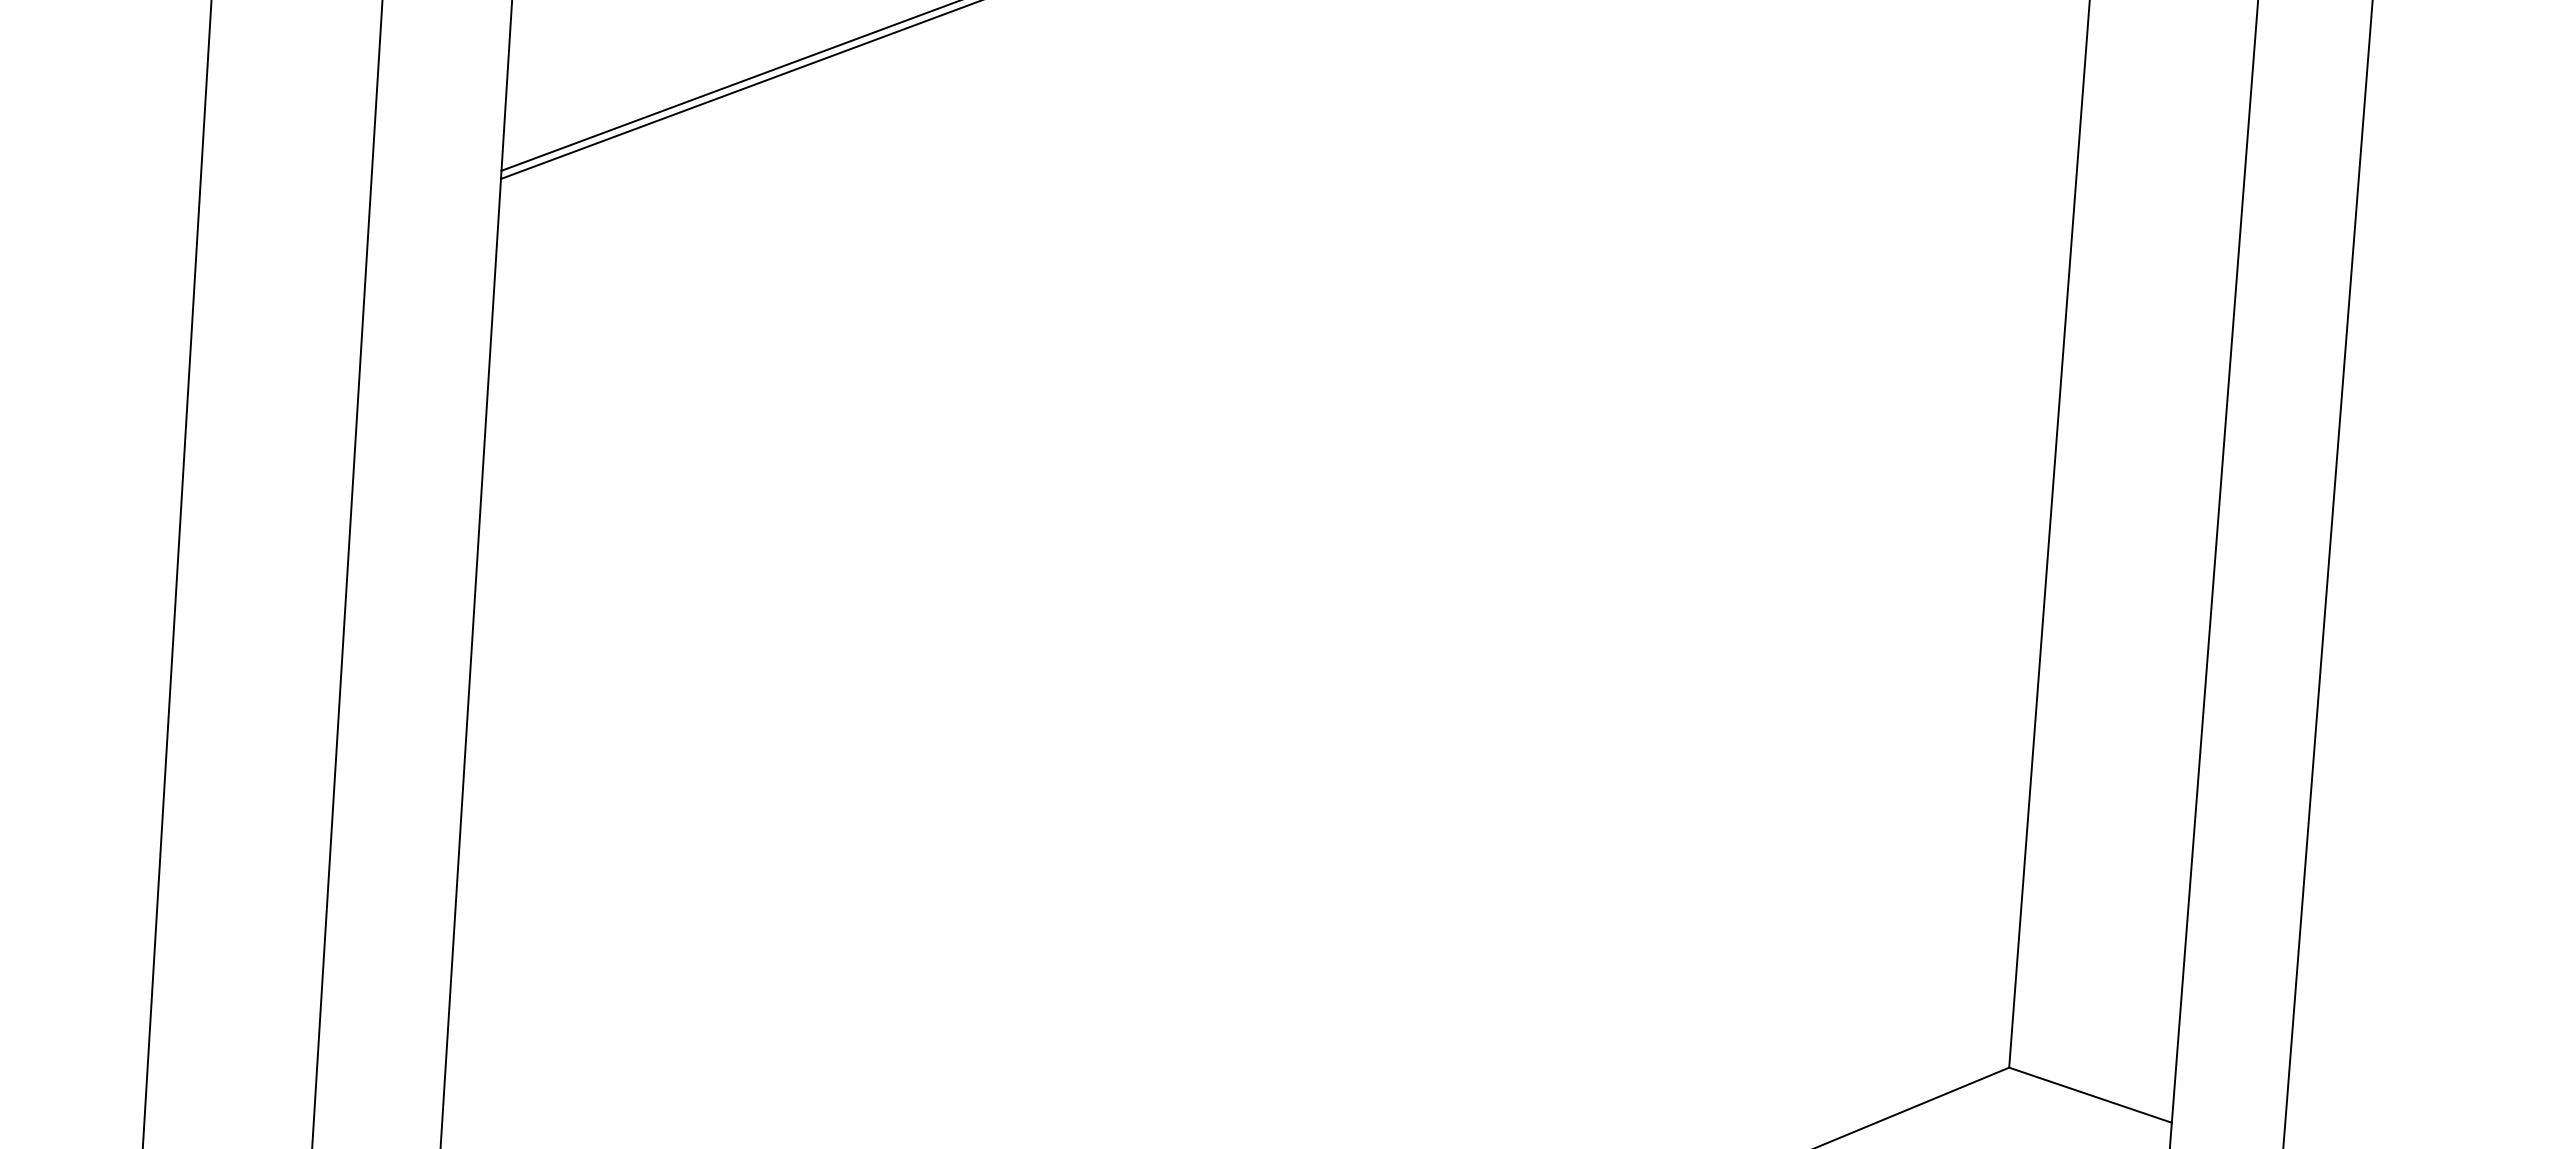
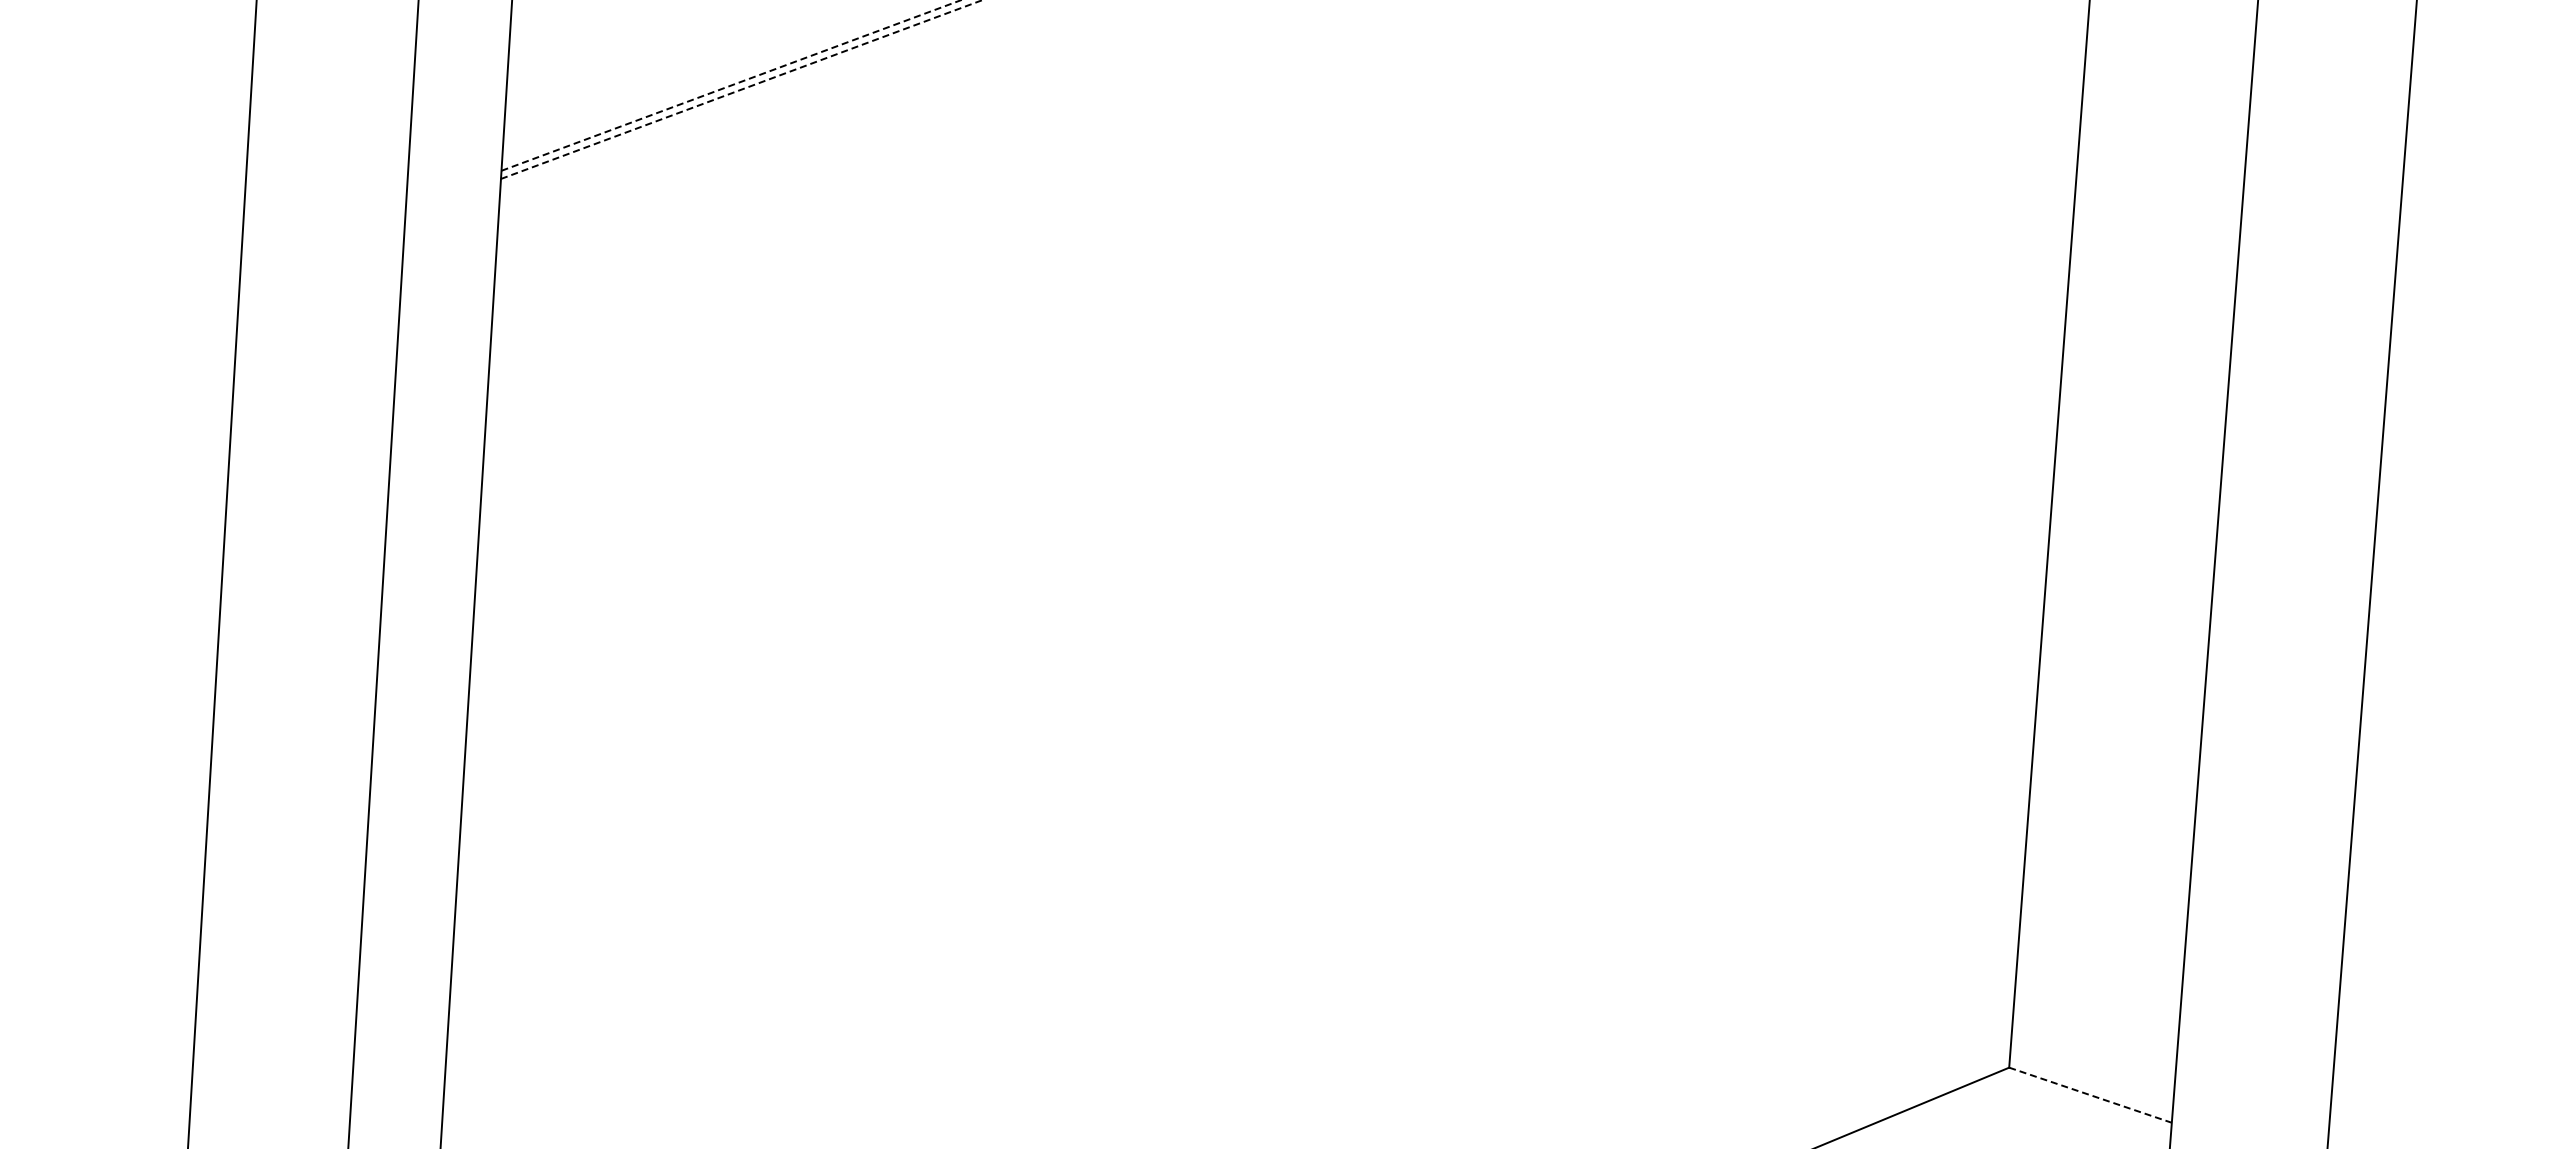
line: solid -> dashed (732, 85)
line: solid -> dashed (741, 89)
line position: (176, 573) -> (222, 573) (222, 573)
line position: (347, 573) -> (383, 573) (383, 573)
line position: (2327, 573) -> (2371, 573) (2371, 573)
line: solid -> dashed (2090, 1095)
